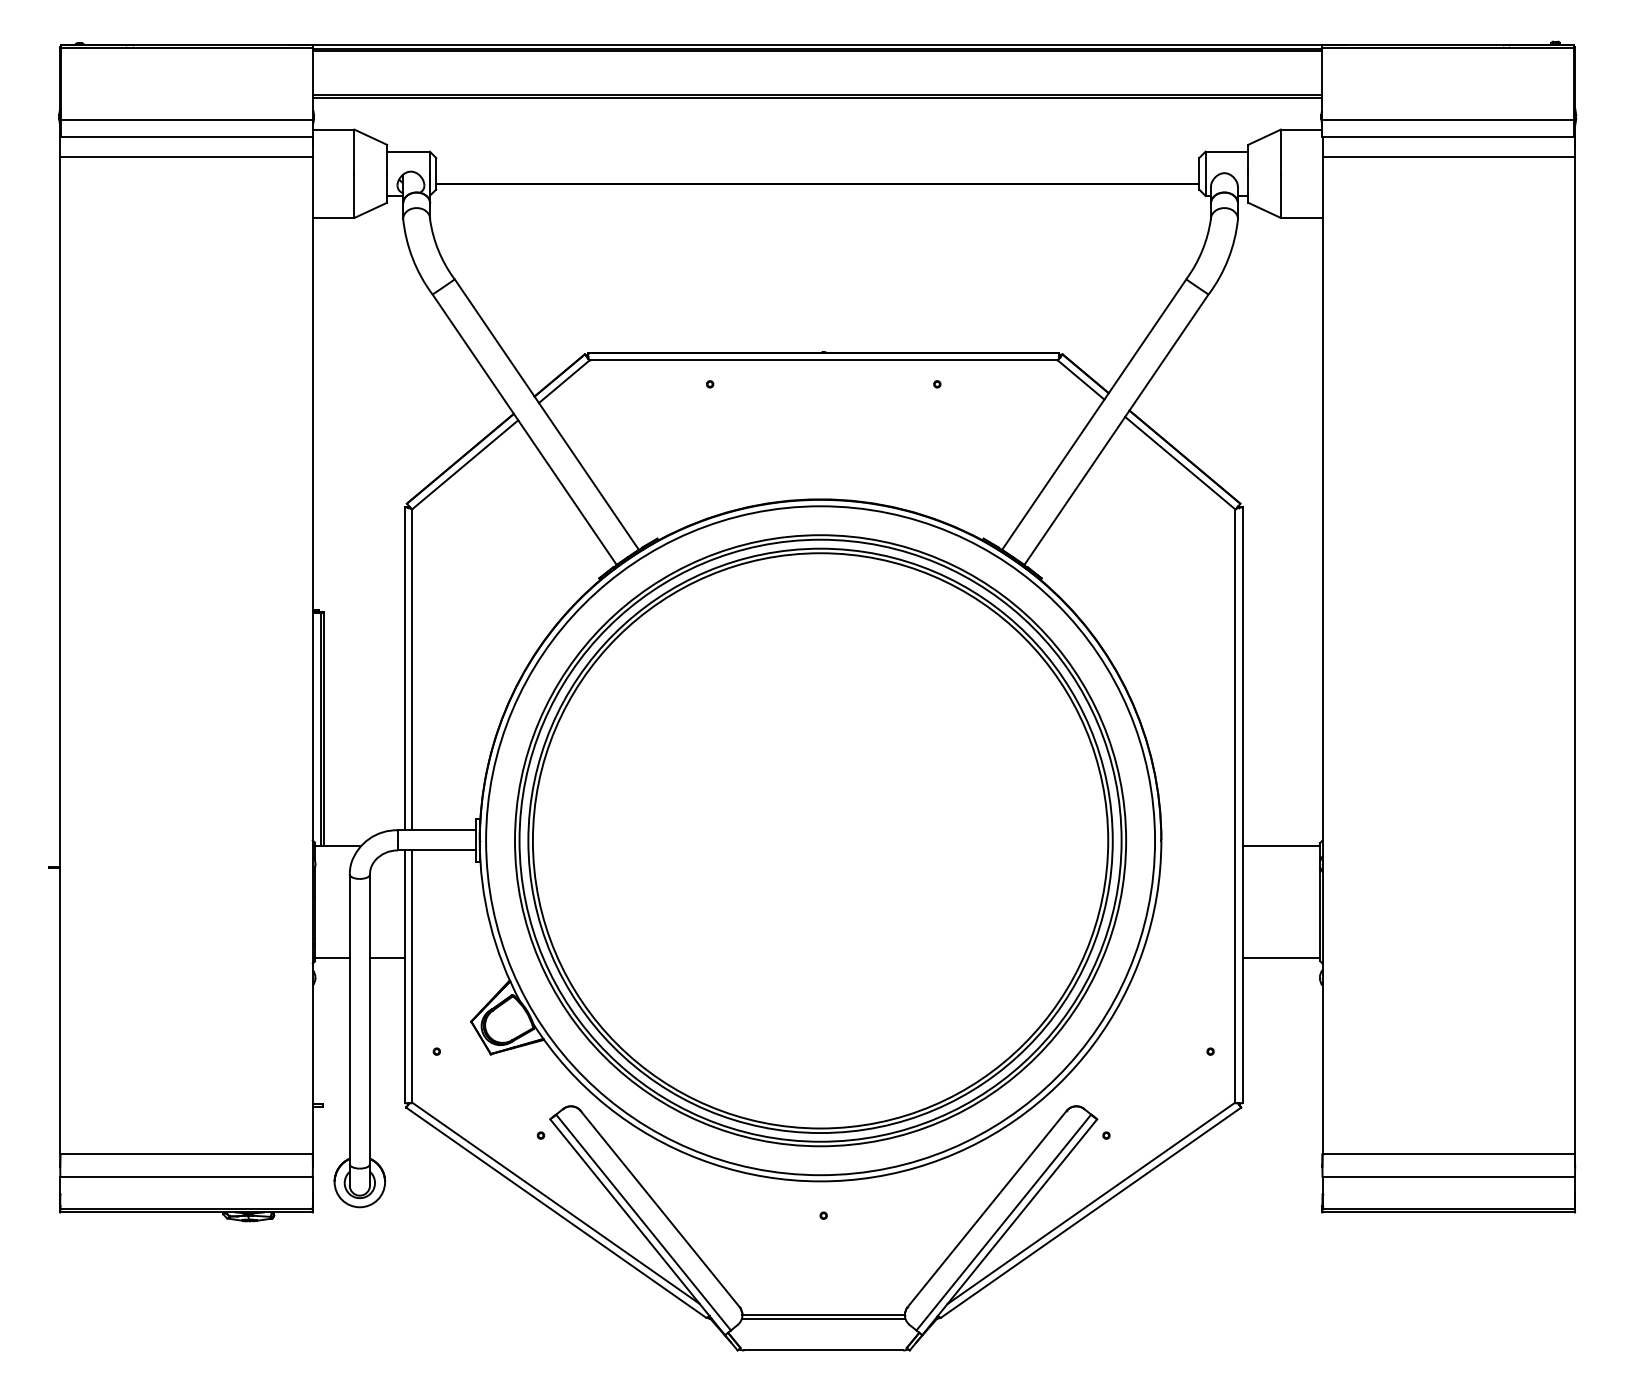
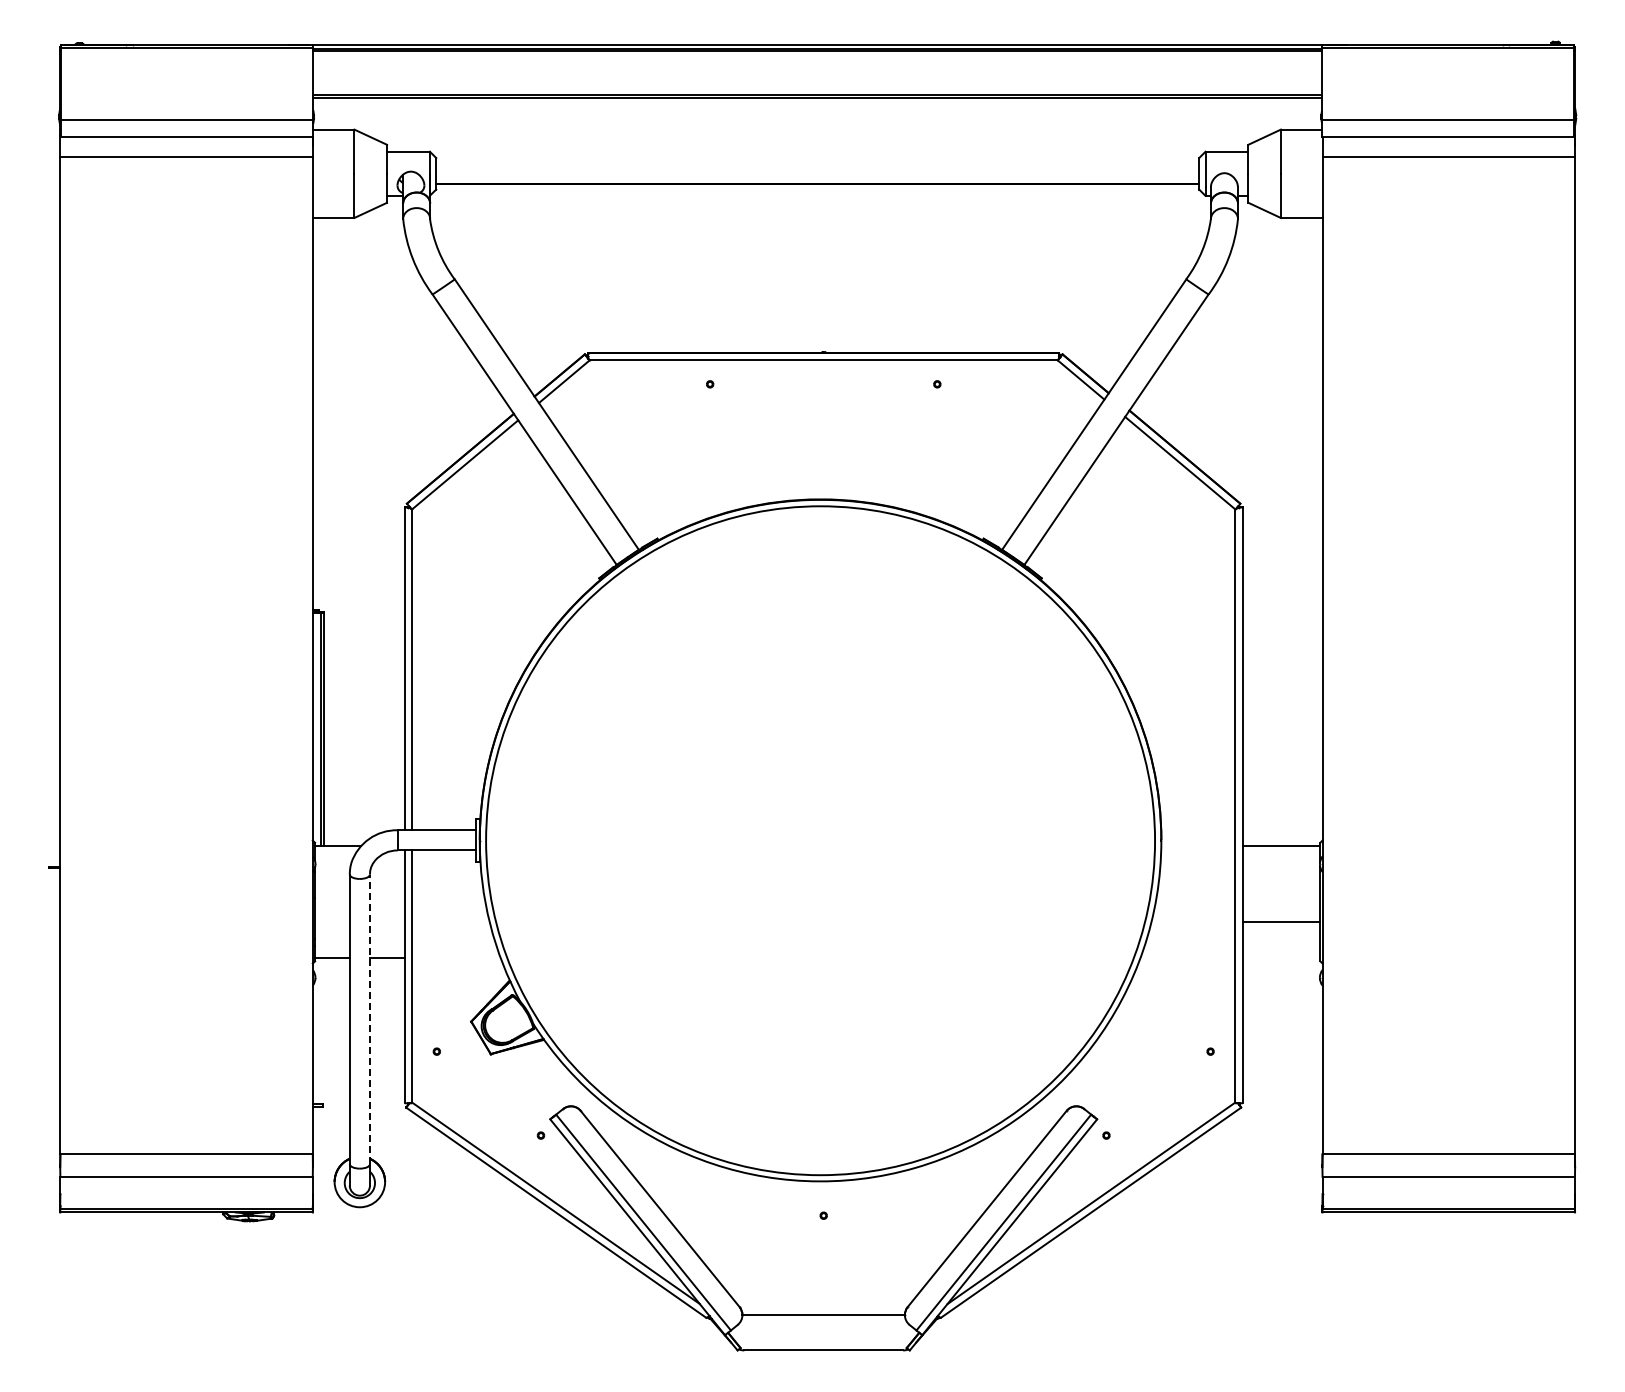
part: present -> none (820, 840)
line position: (1281, 958) -> (1281, 922) (1281, 922)
line: solid -> dashed (369, 1019)
line: present -> none (823, 1318)
